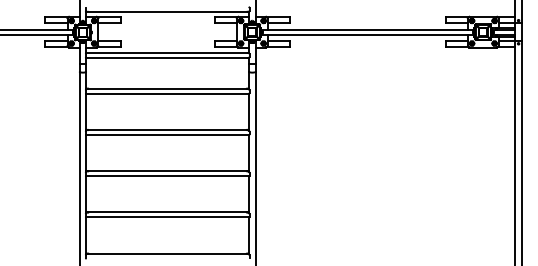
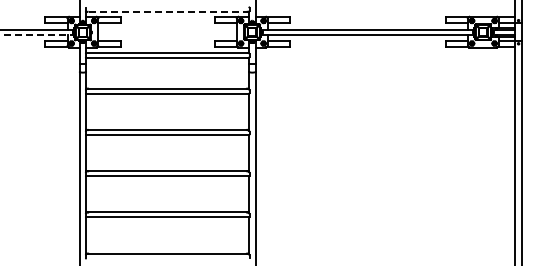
line: solid -> dashed (168, 11)
line: solid -> dashed (37, 35)
